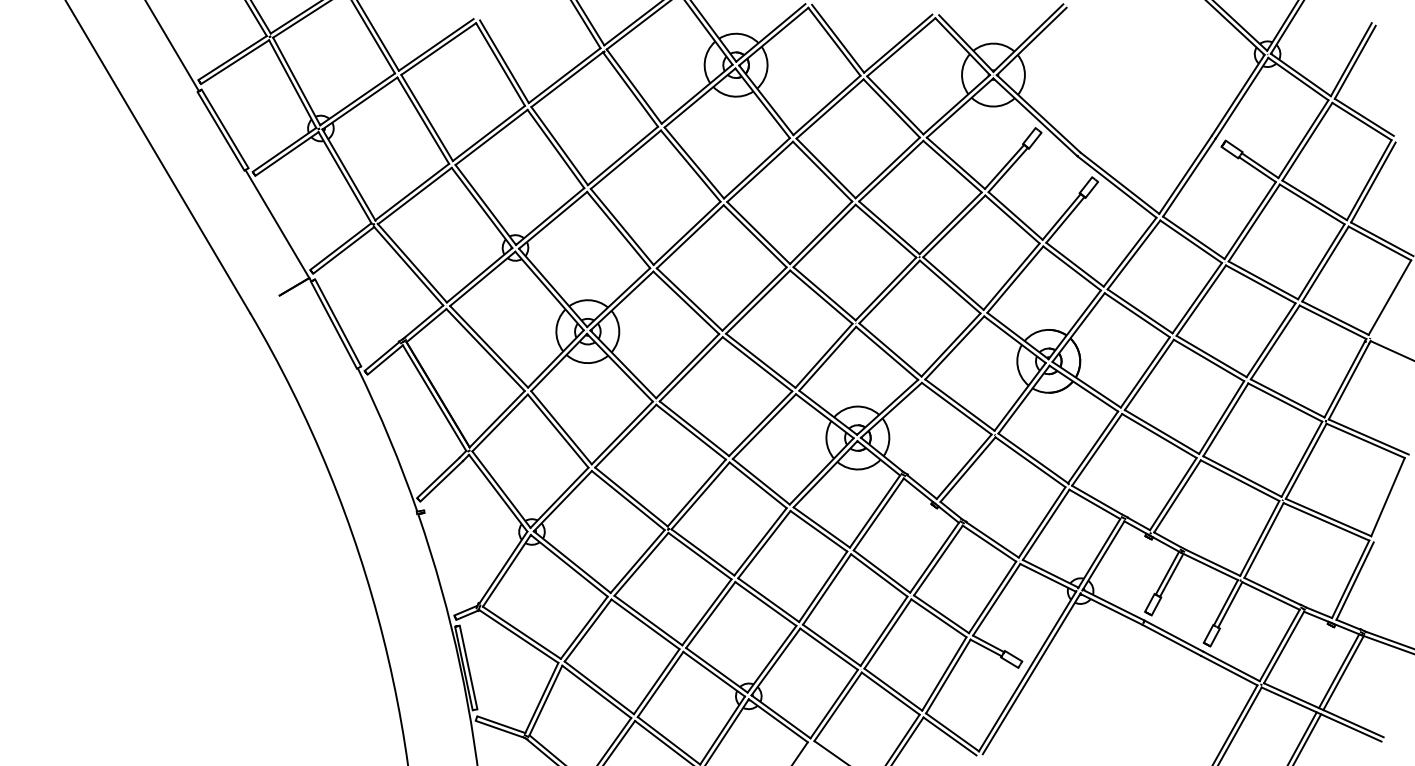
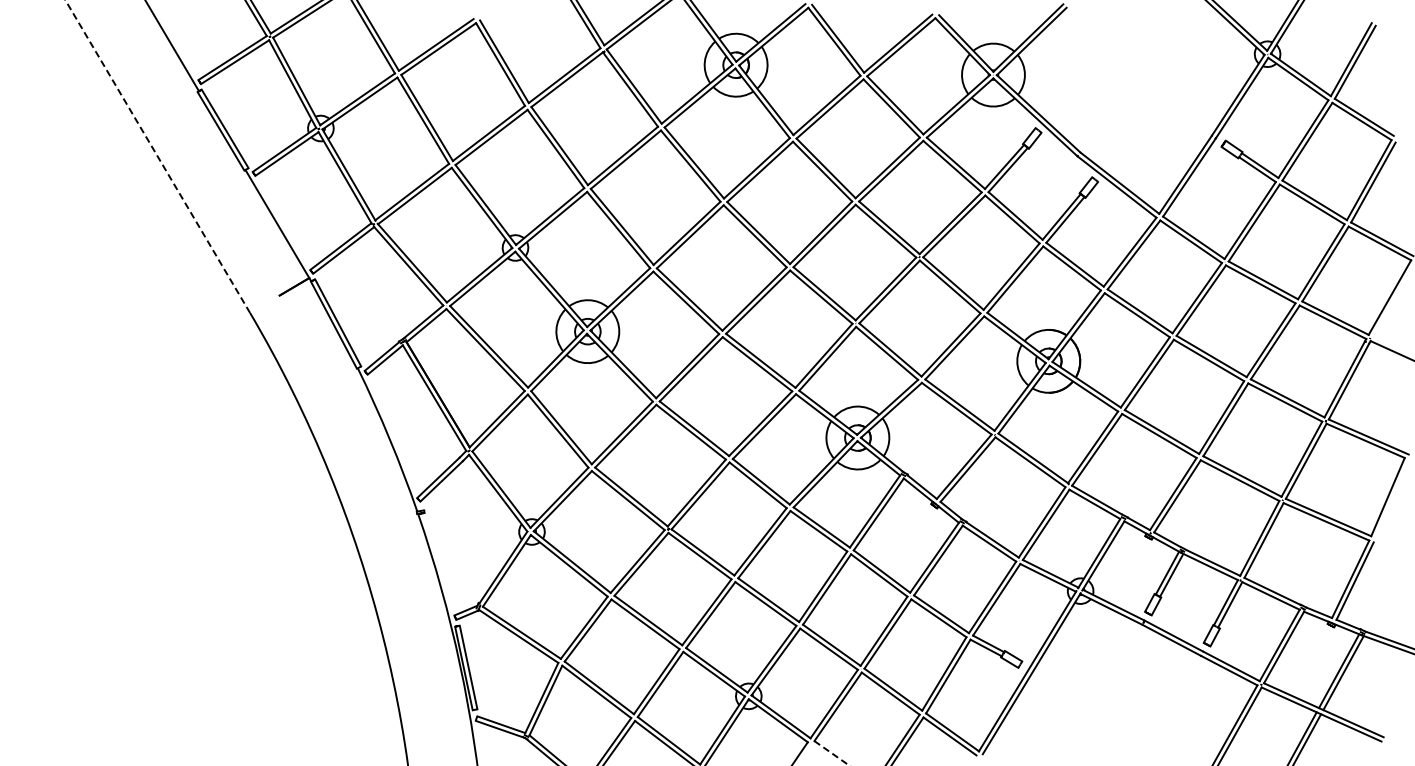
line: solid -> dashed (157, 156)
line: solid -> dashed (831, 753)
